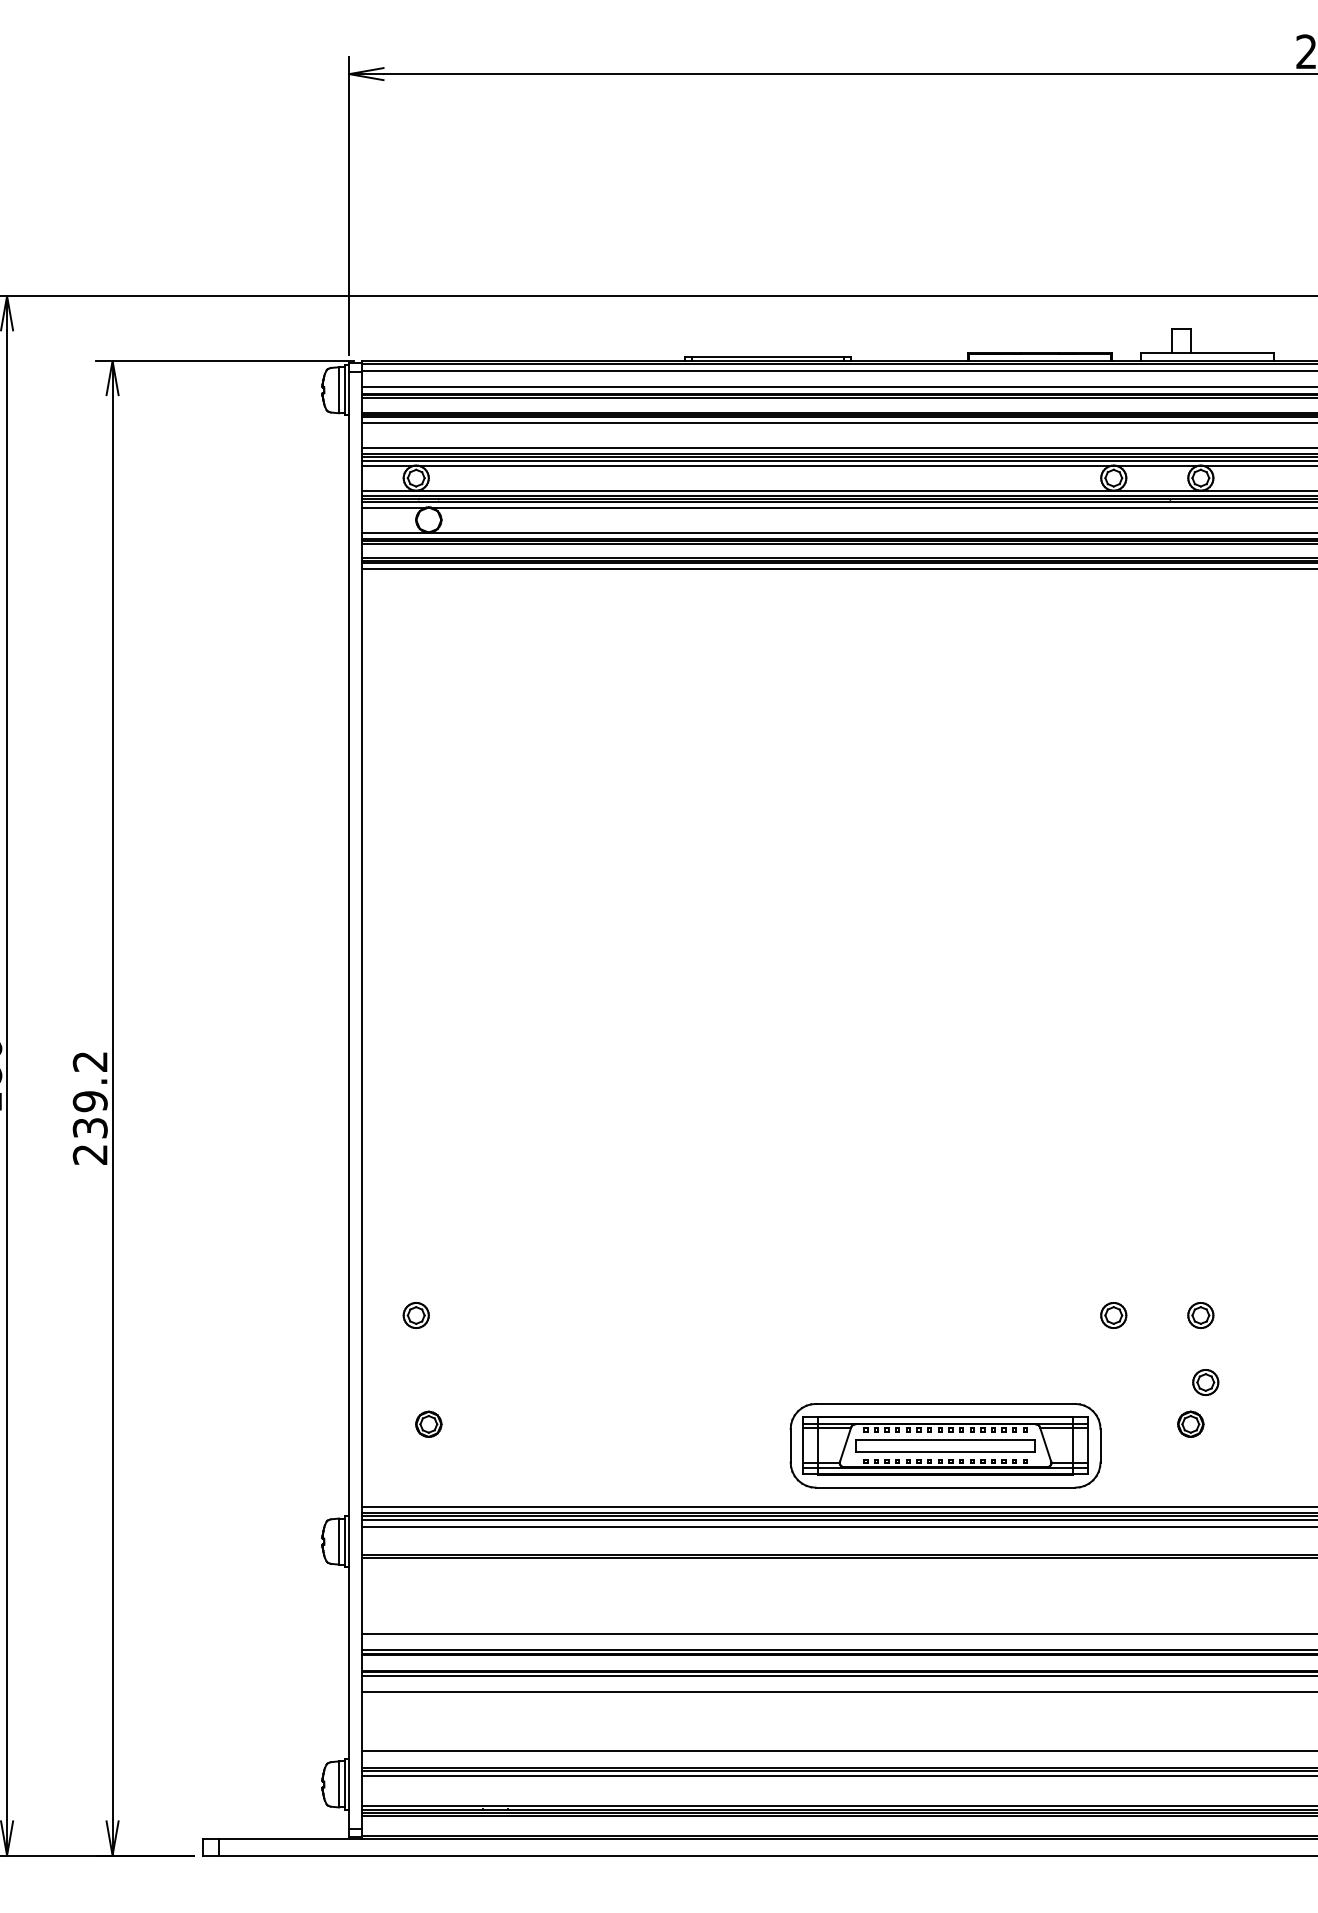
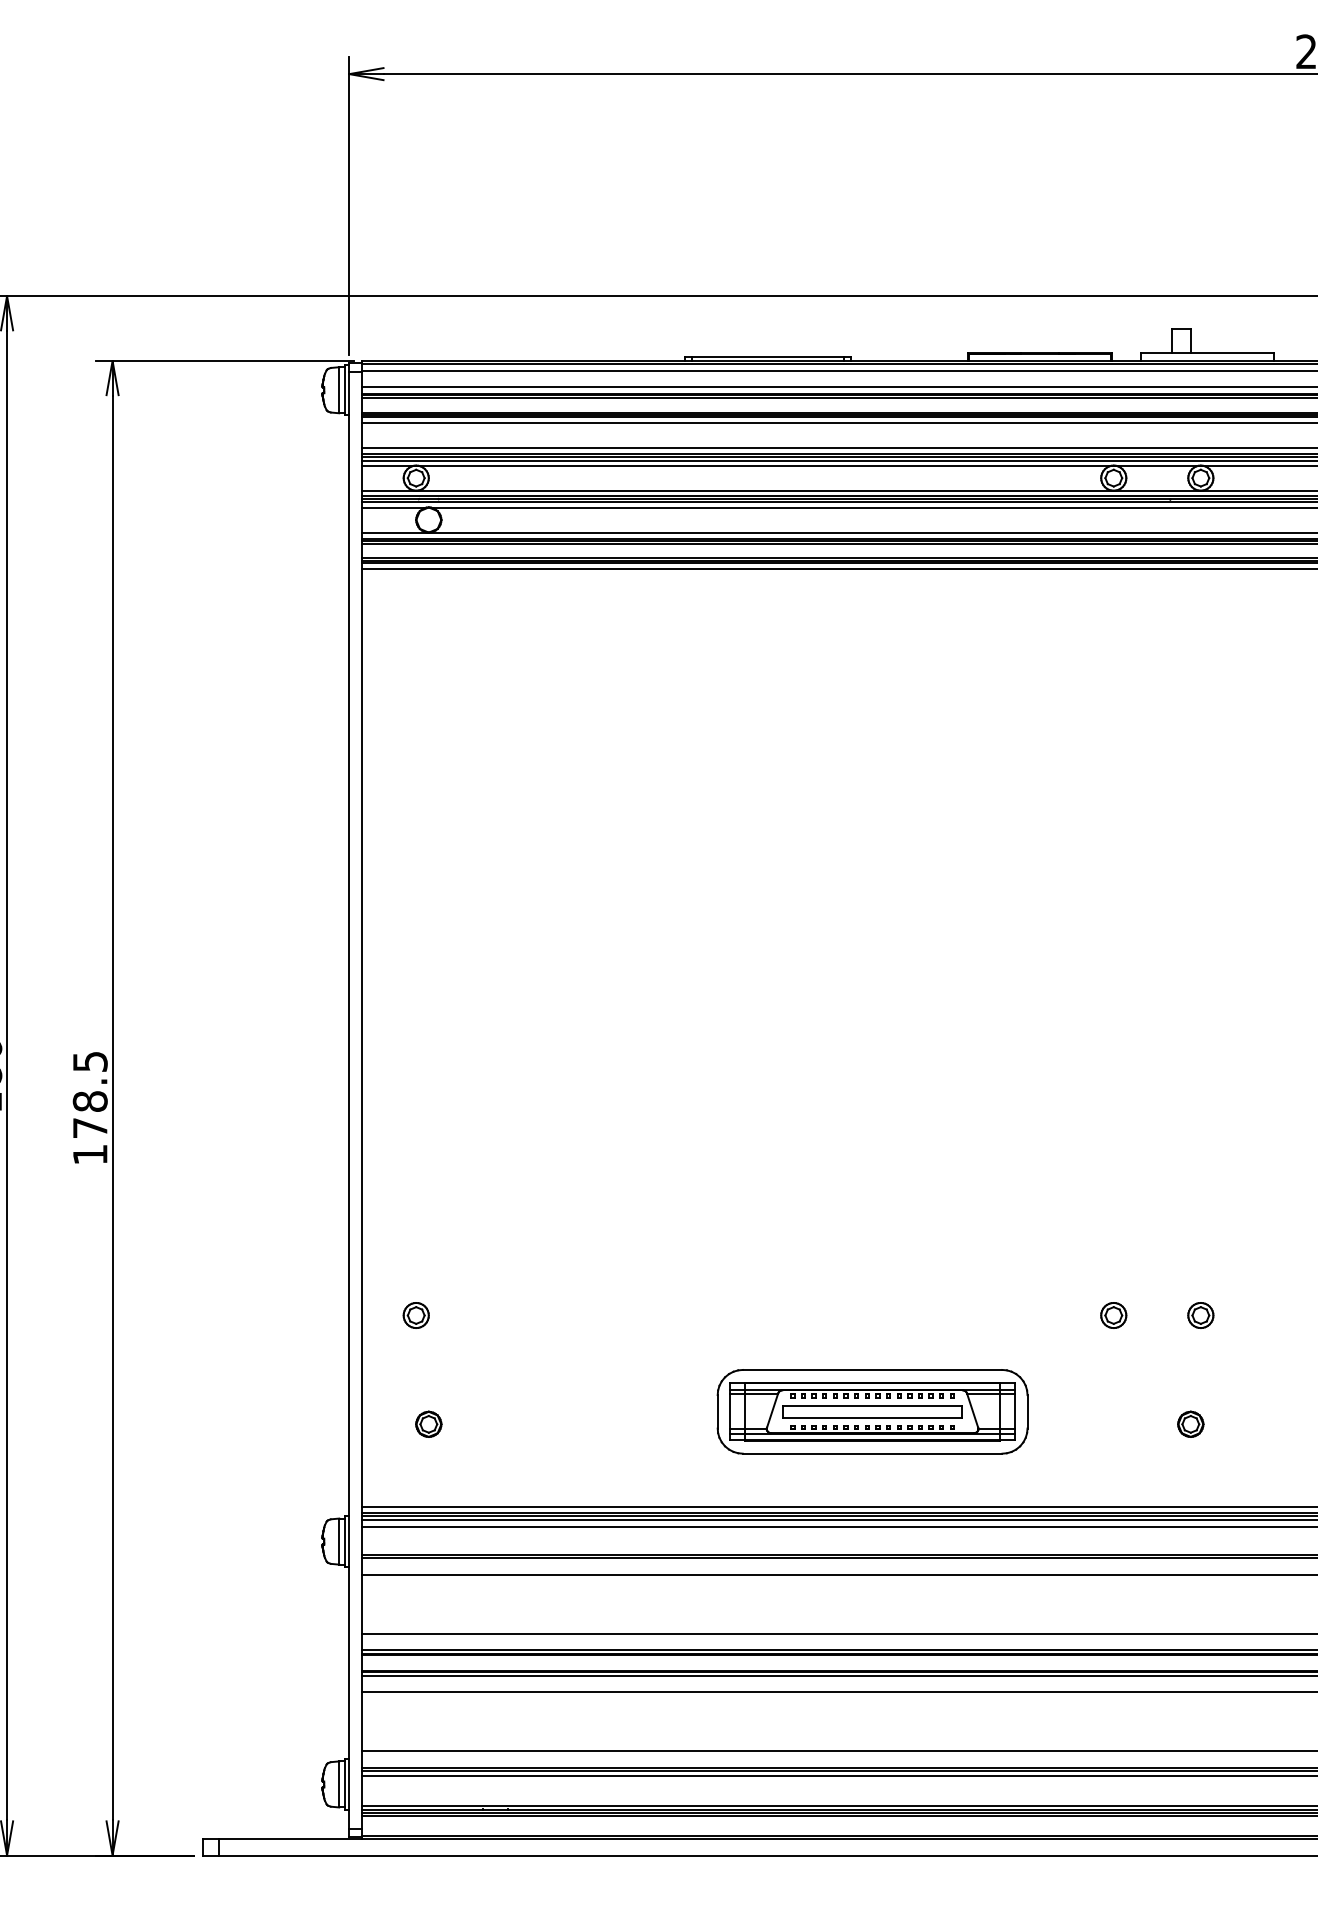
text: 239.2 -> 178.5 (89, 1108)
part: present -> none (1205, 1382)
part position: (945, 1445) -> (872, 1411) (872, 1411)
line: none -> present (837, 1575)
